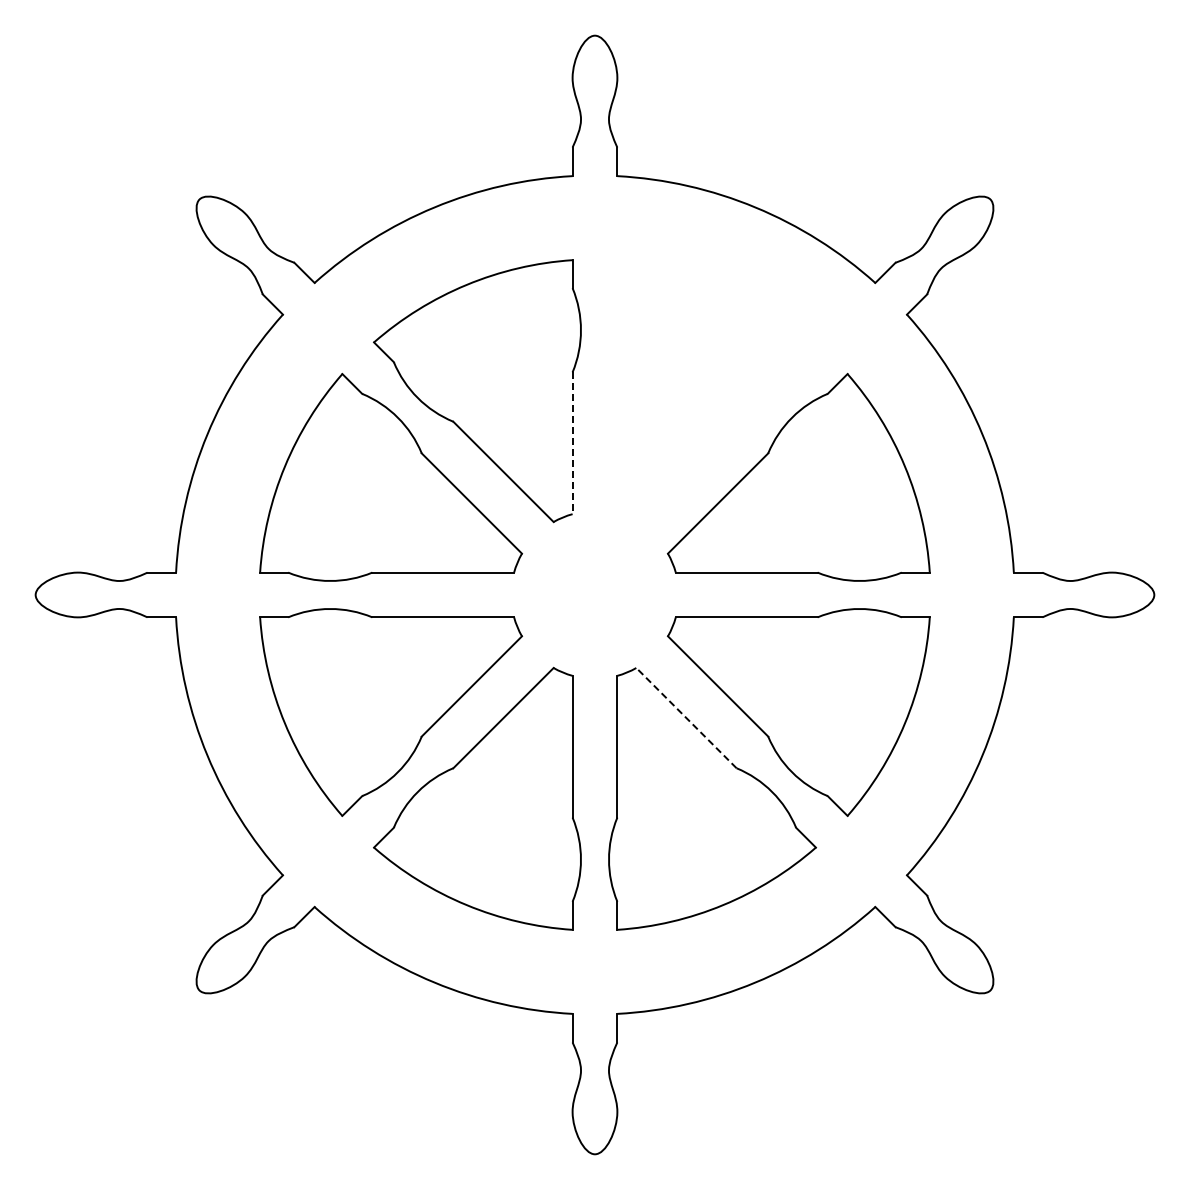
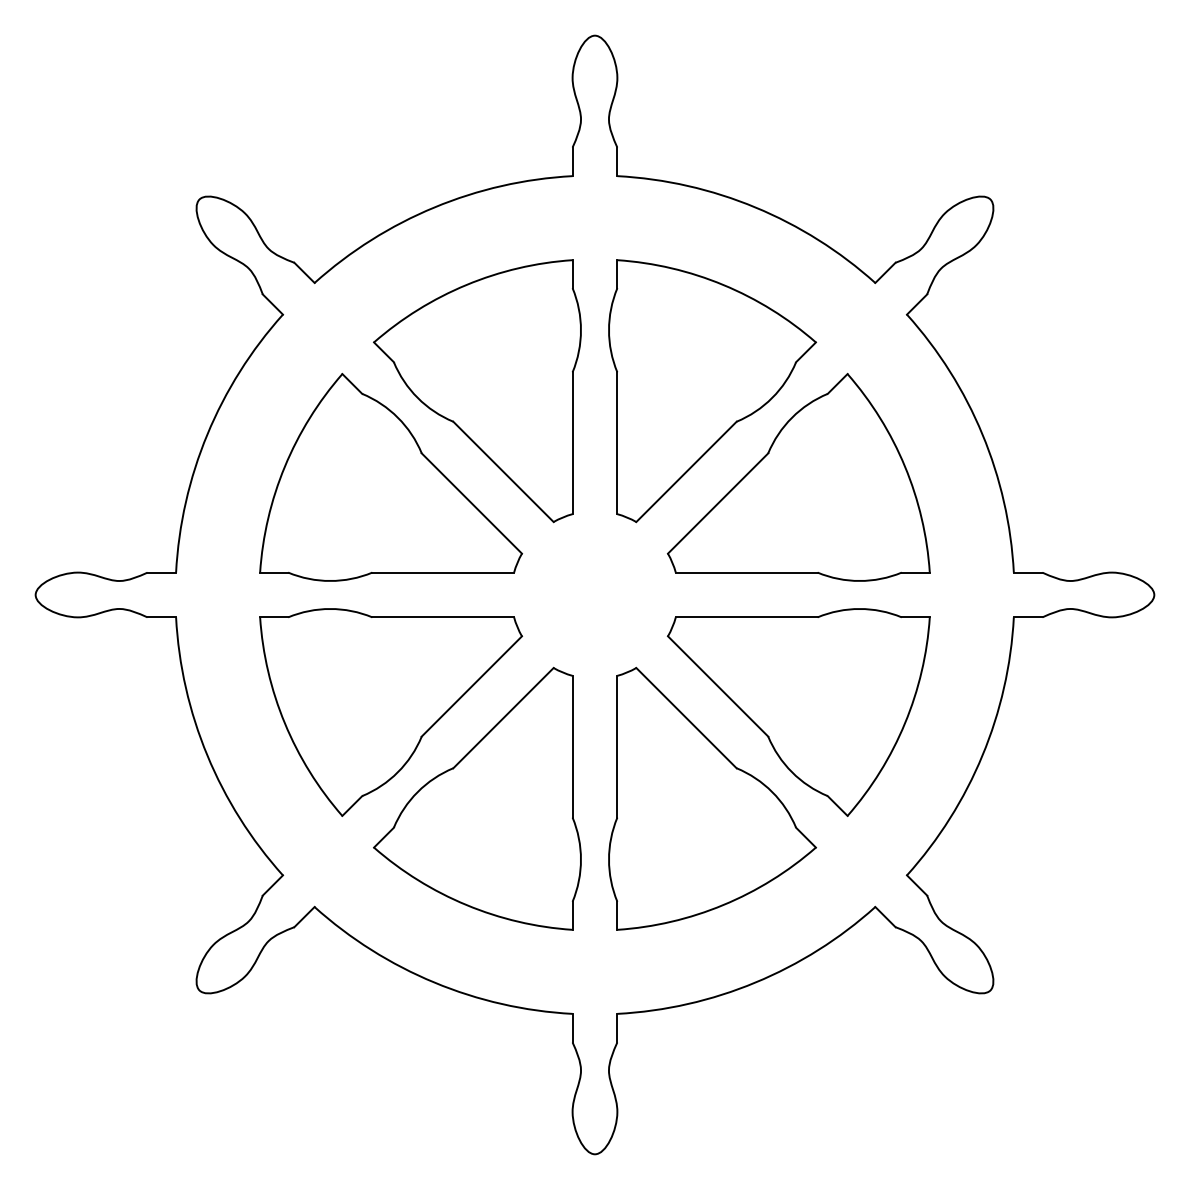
part: none -> present (712, 391)
line: dashed -> solid (572, 443)
line: dashed -> solid (686, 718)
